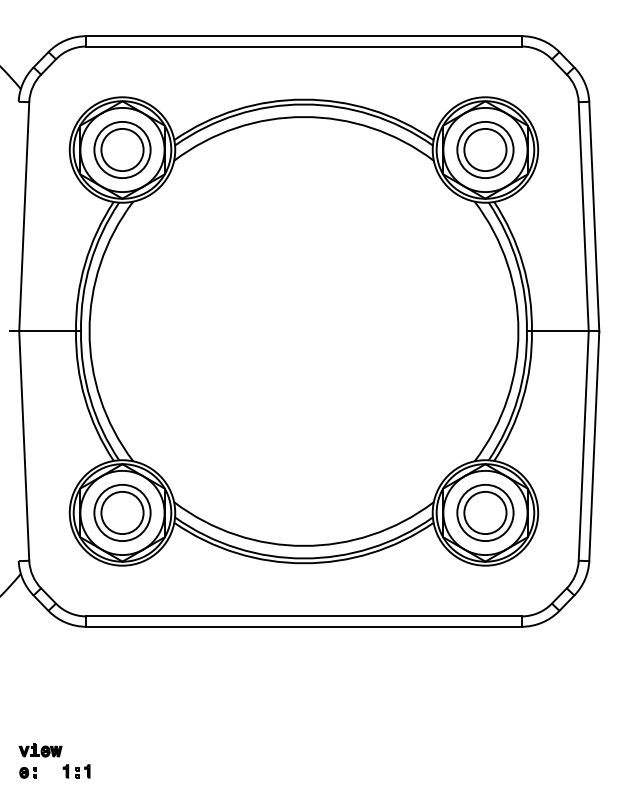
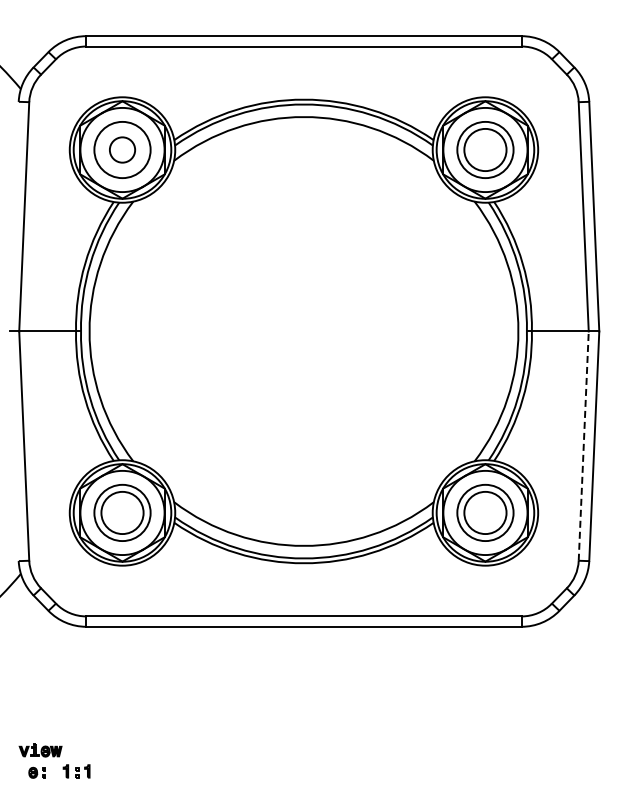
circle diameter: 42 px -> 25 px (122, 149)
line: solid -> dashed (583, 446)
part position: (27, 772) -> (36, 772) (36, 772)
